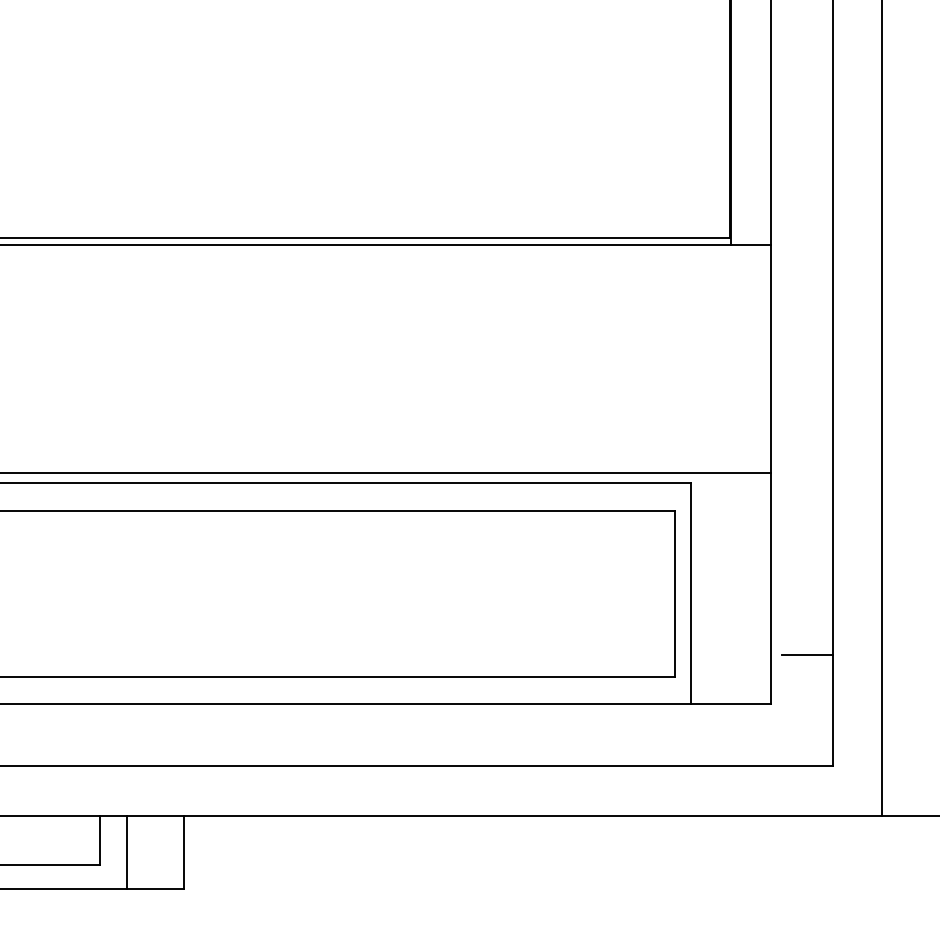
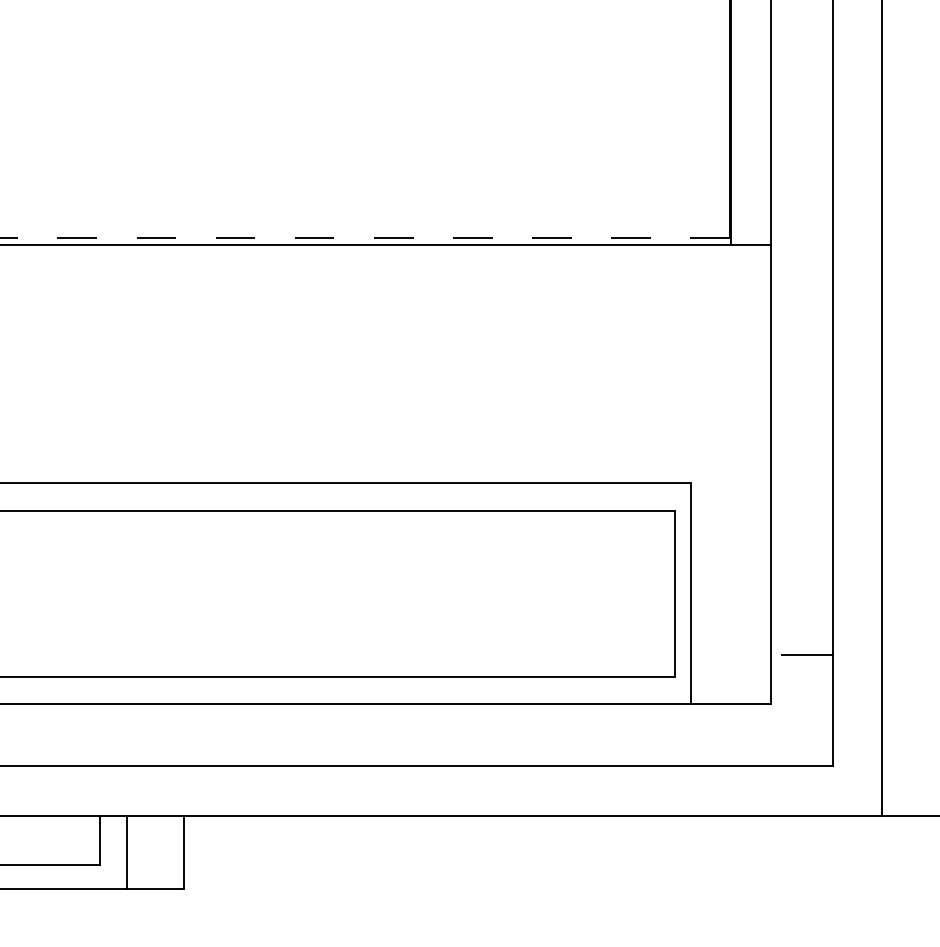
line: solid -> dashed (365, 237)
line: present -> none (386, 472)
